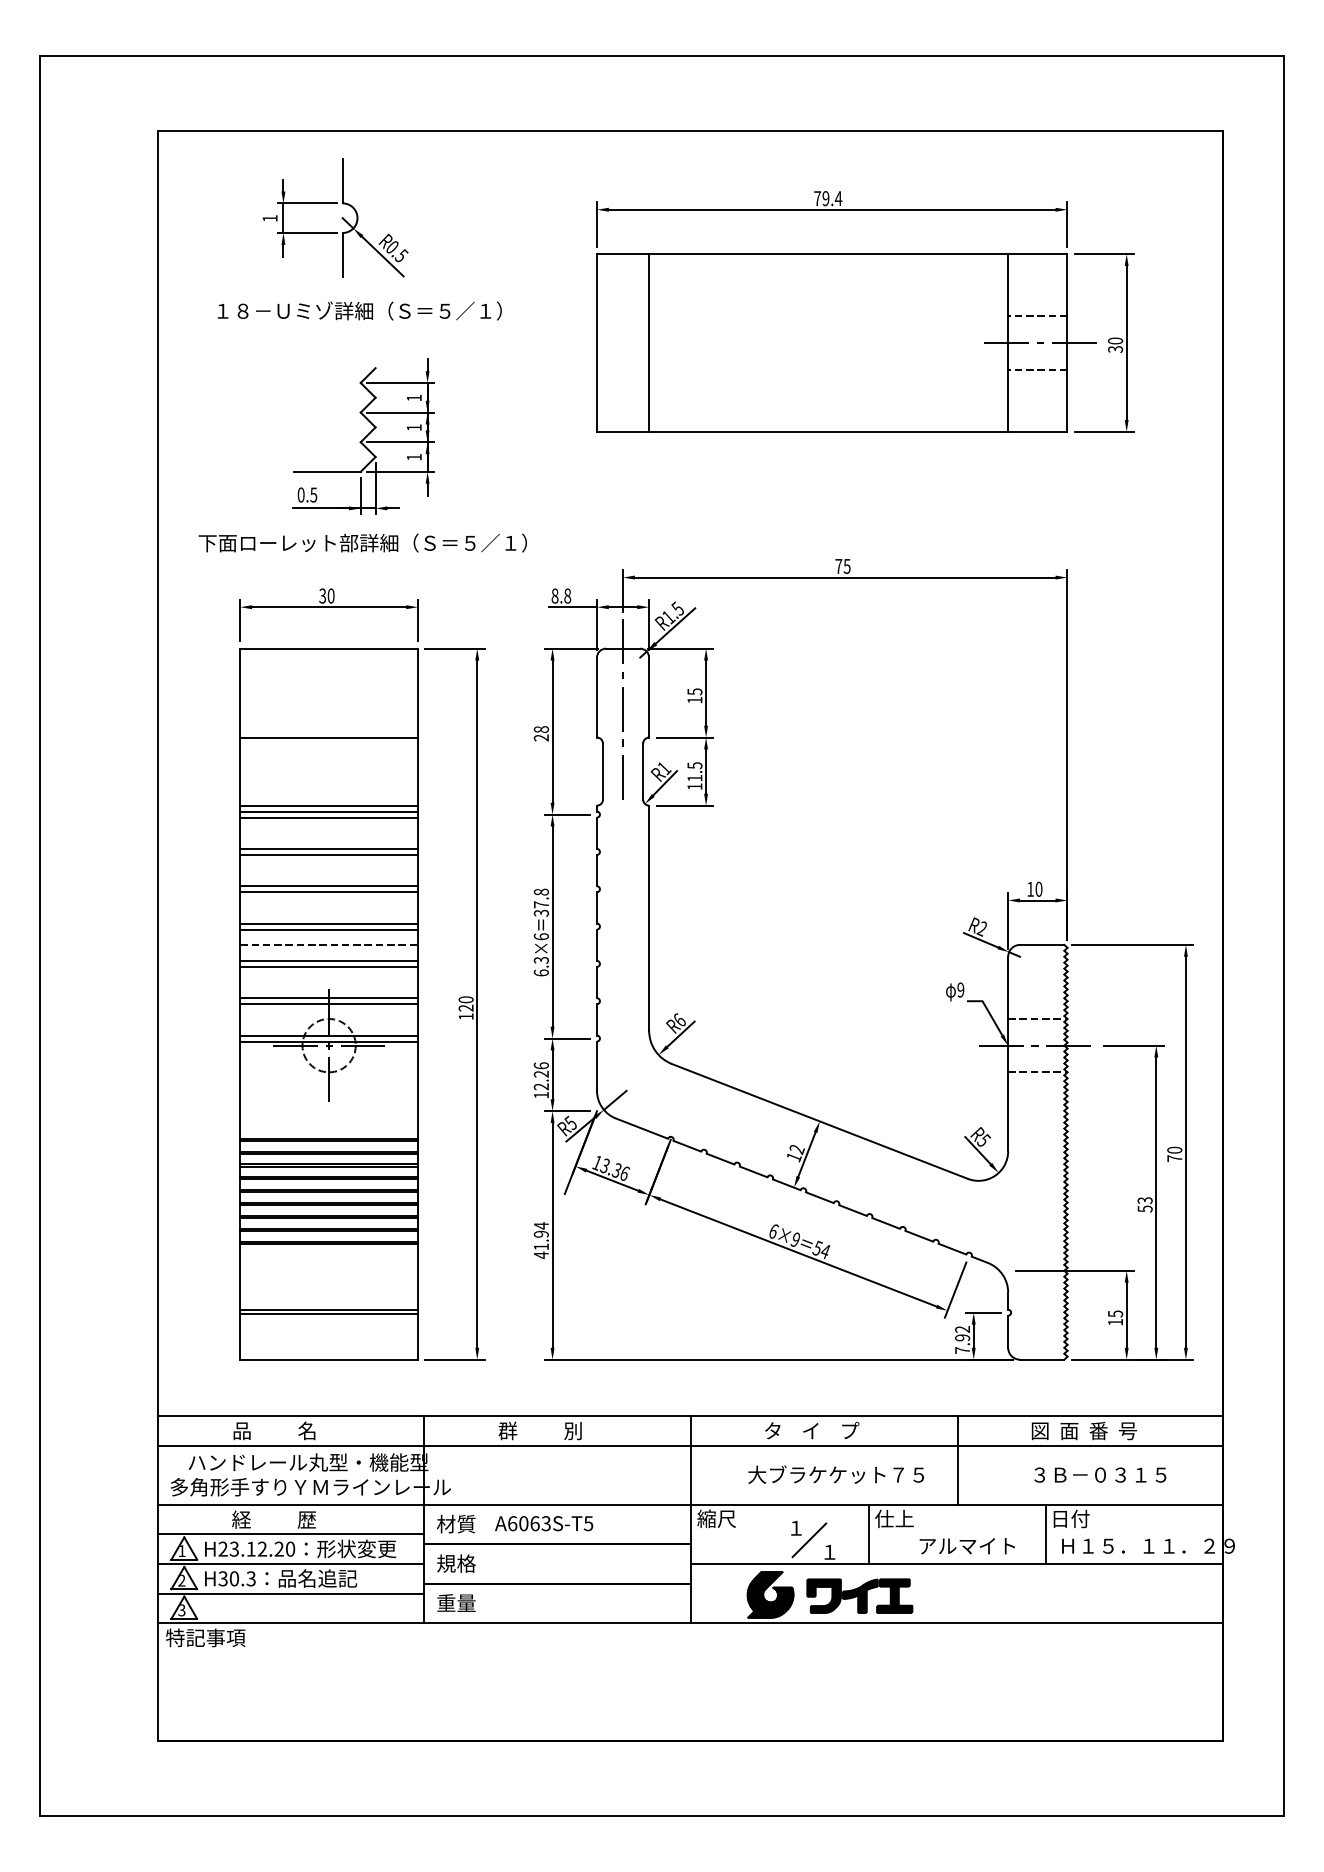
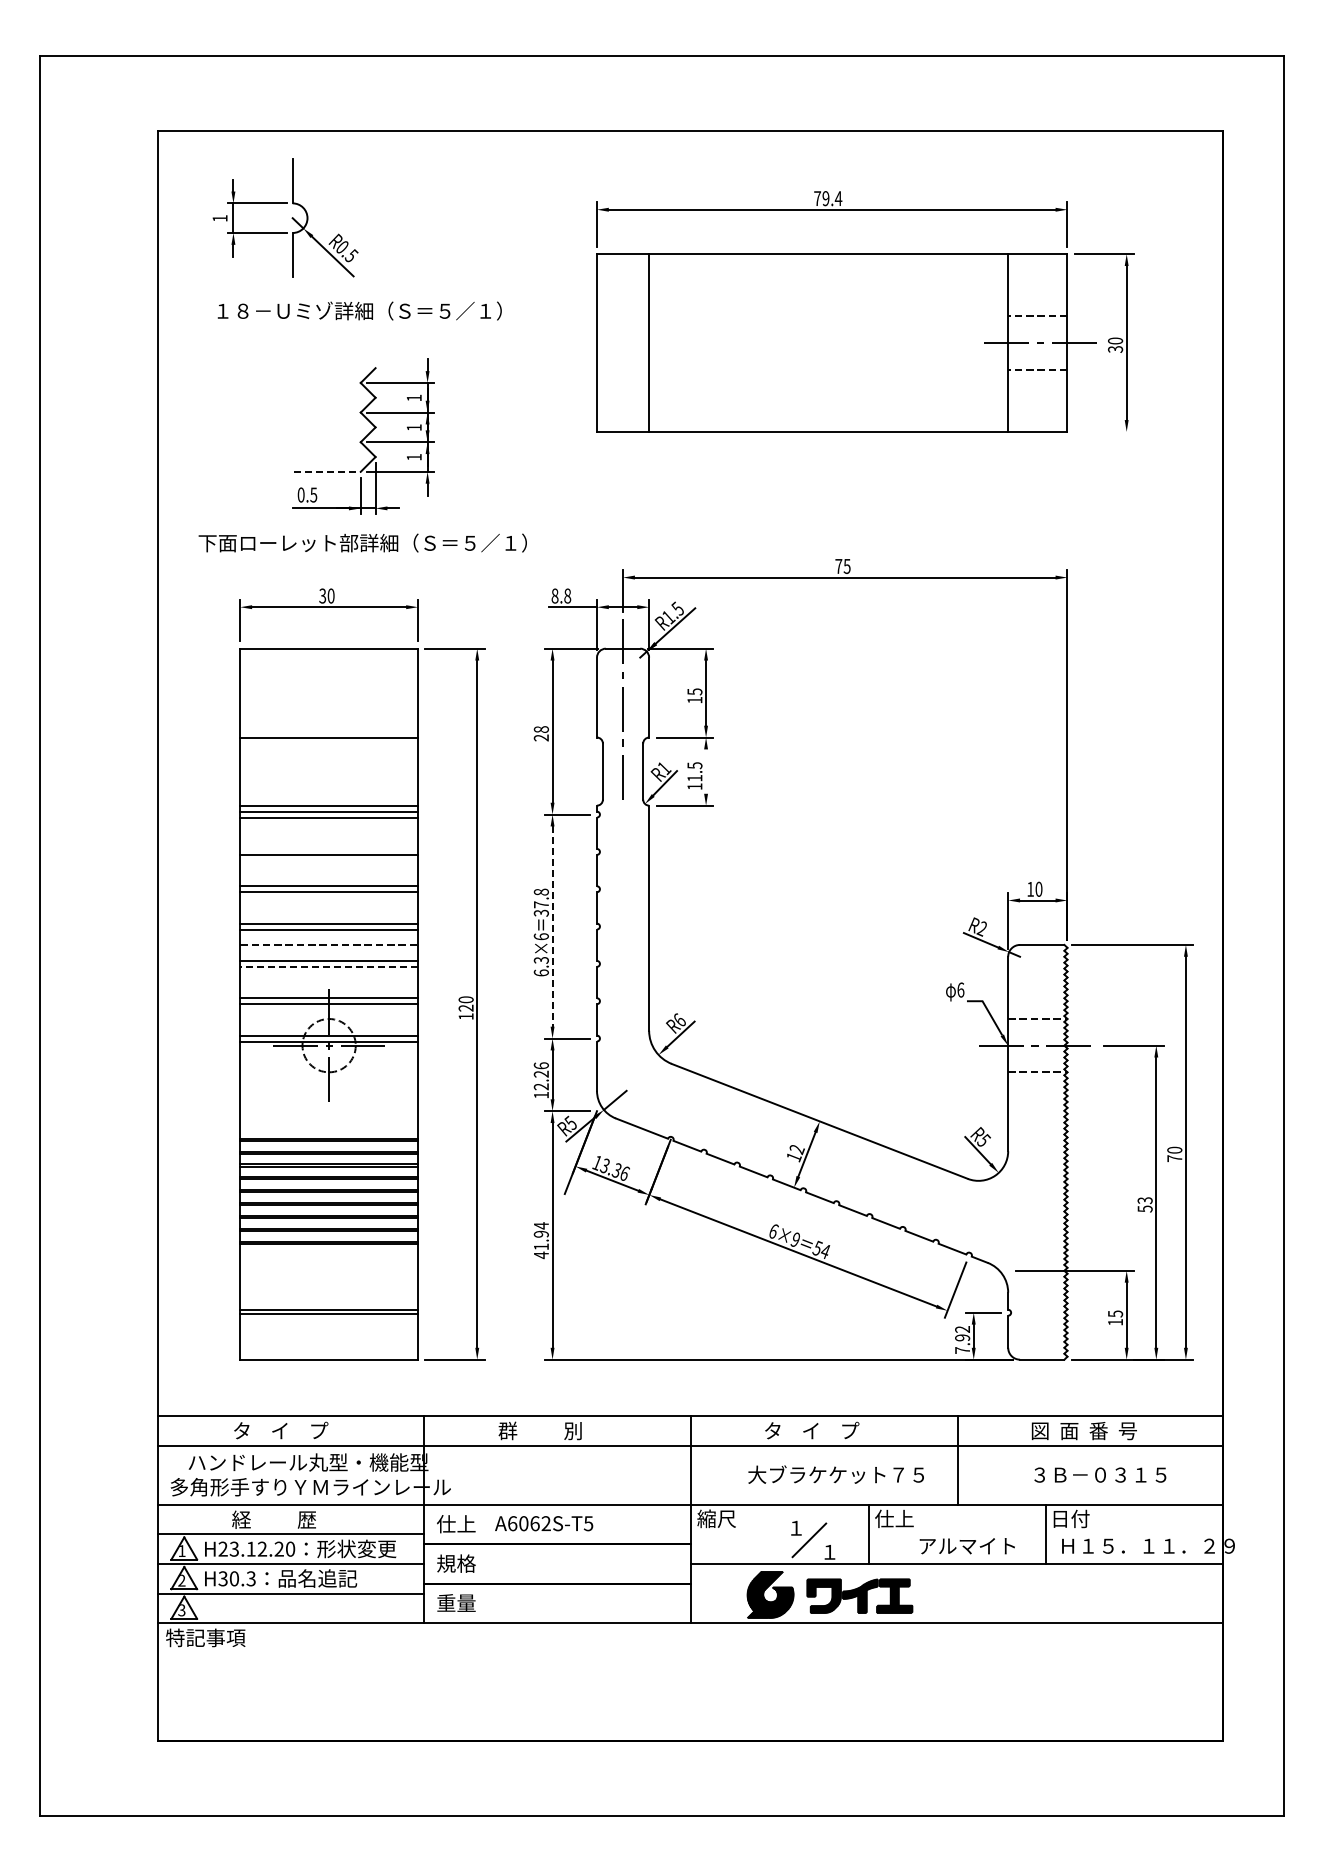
part position: (341, 218) -> (291, 218) (291, 218)
line: present -> none (1104, 431)
line: solid -> dashed (327, 471)
line: present -> none (706, 771)
line: present -> none (329, 848)
line: solid -> dashed (552, 927)
line: solid -> dashed (329, 966)
text: 9 -> 6 (960, 989)
text: 品          名 -> タ    イ    プ (280, 1430)
text: 材質 -> 仕上 (456, 1523)
text: A6063S-T5 -> A6062S-T5 (545, 1523)
